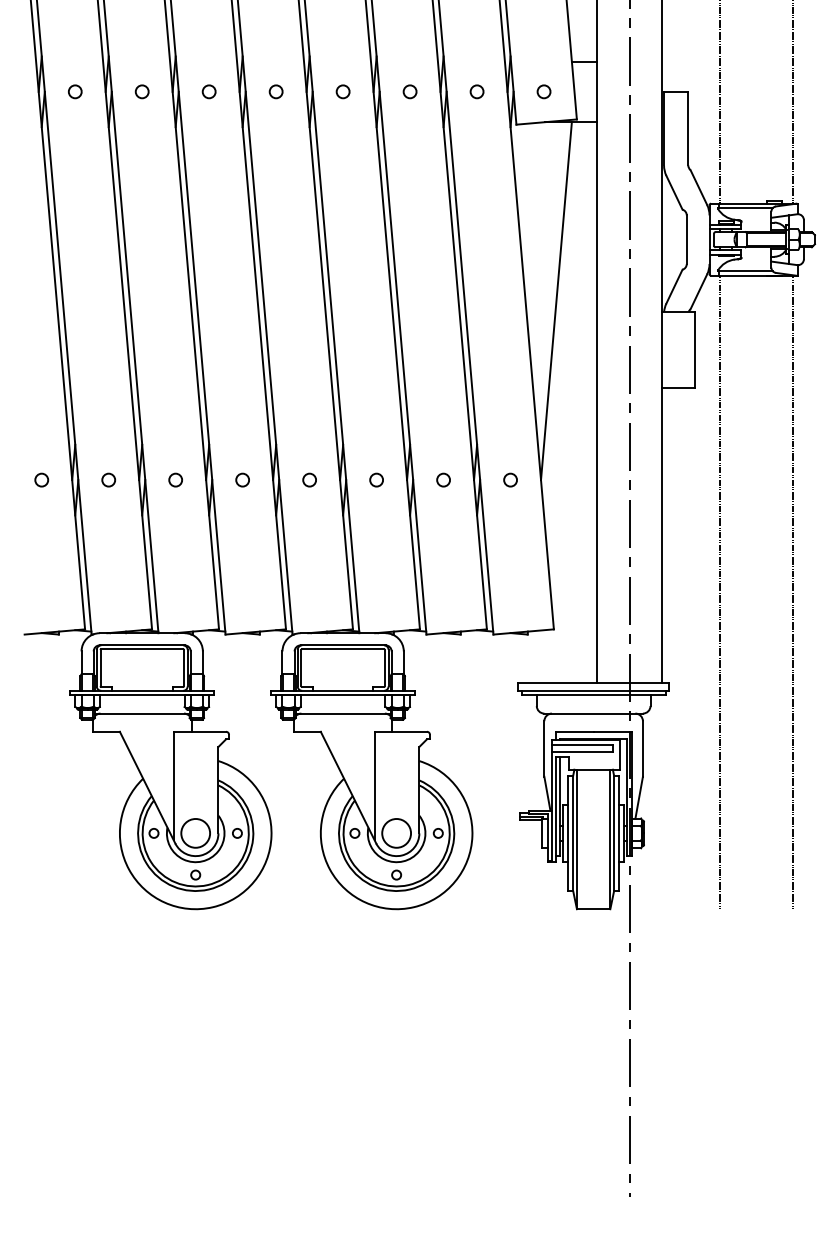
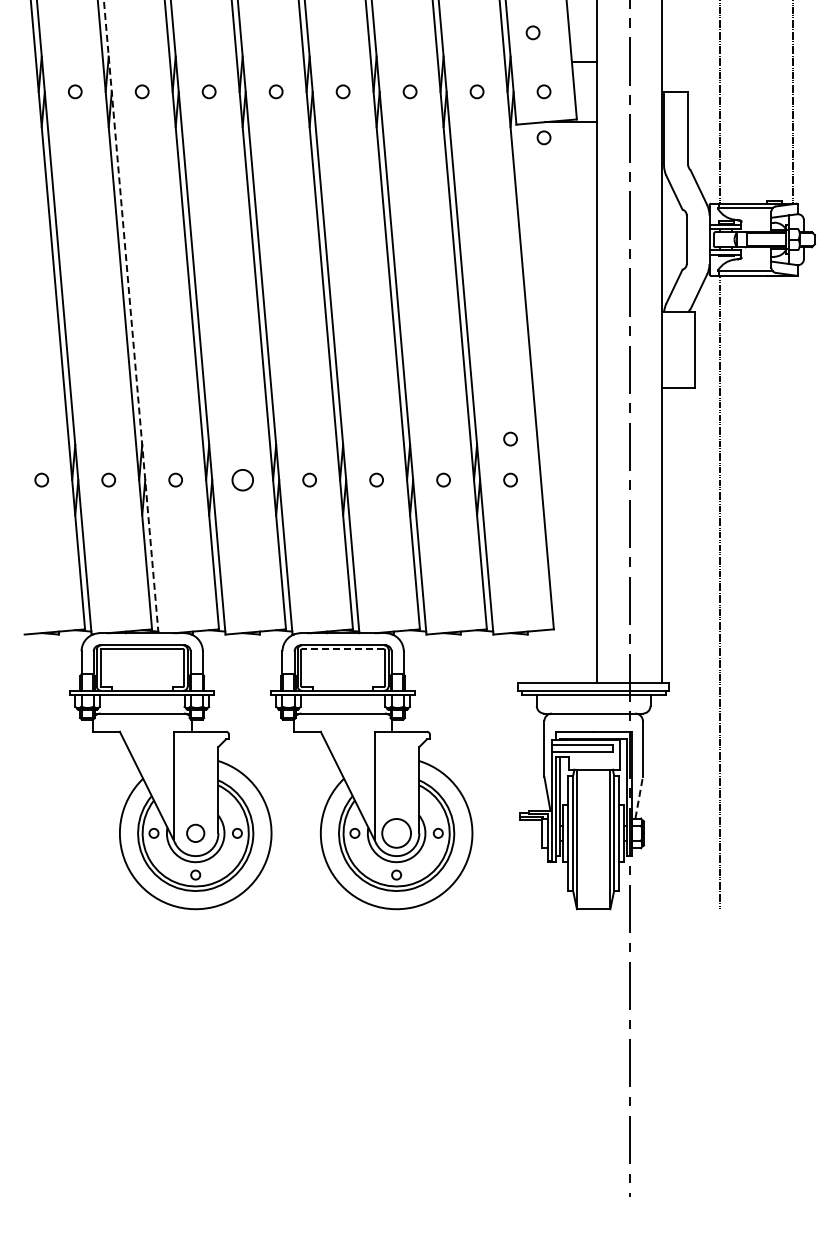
circle: none -> present (532, 32)
circle: none -> present (543, 137)
line: present -> none (556, 301)
line: solid -> dashed (131, 317)
circle: none -> present (510, 438)
circle size: 15x16 px -> 23x23 px (242, 480)
line: present -> none (793, 592)
line: solid -> dashed (343, 649)
line: solid -> dashed (639, 797)
circle diameter: 29 px -> 17 px (195, 833)
